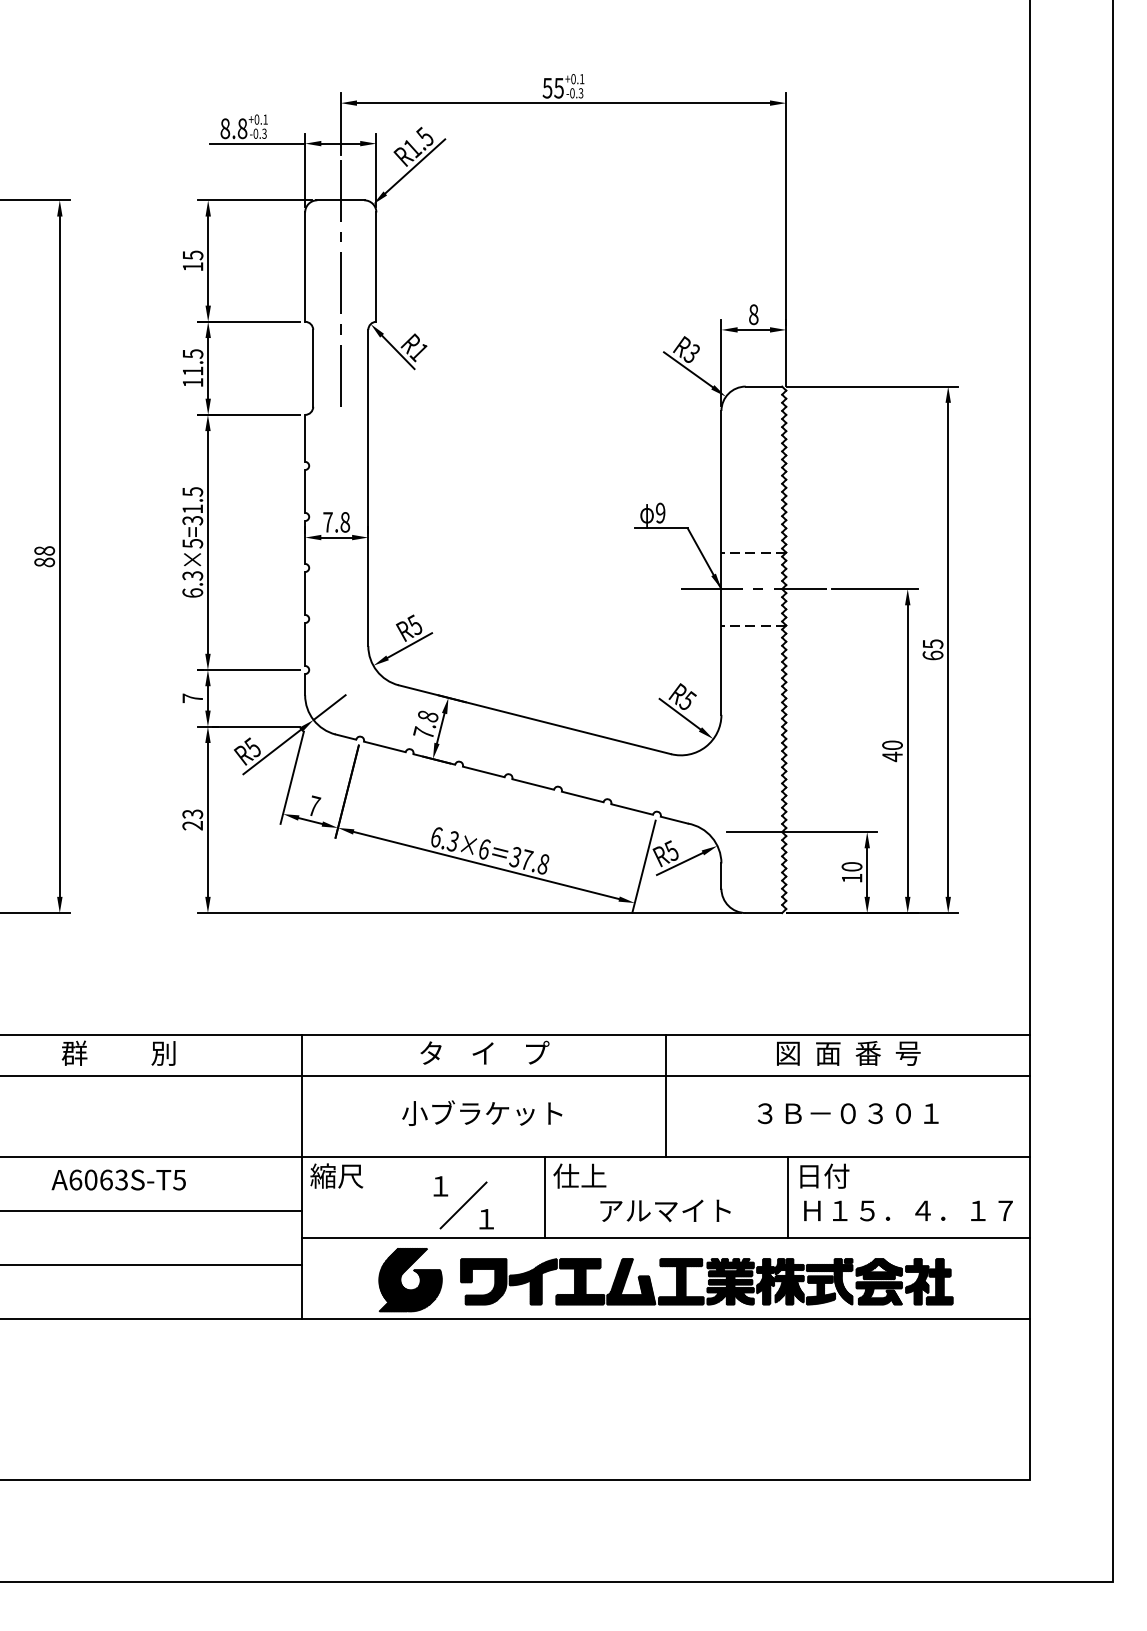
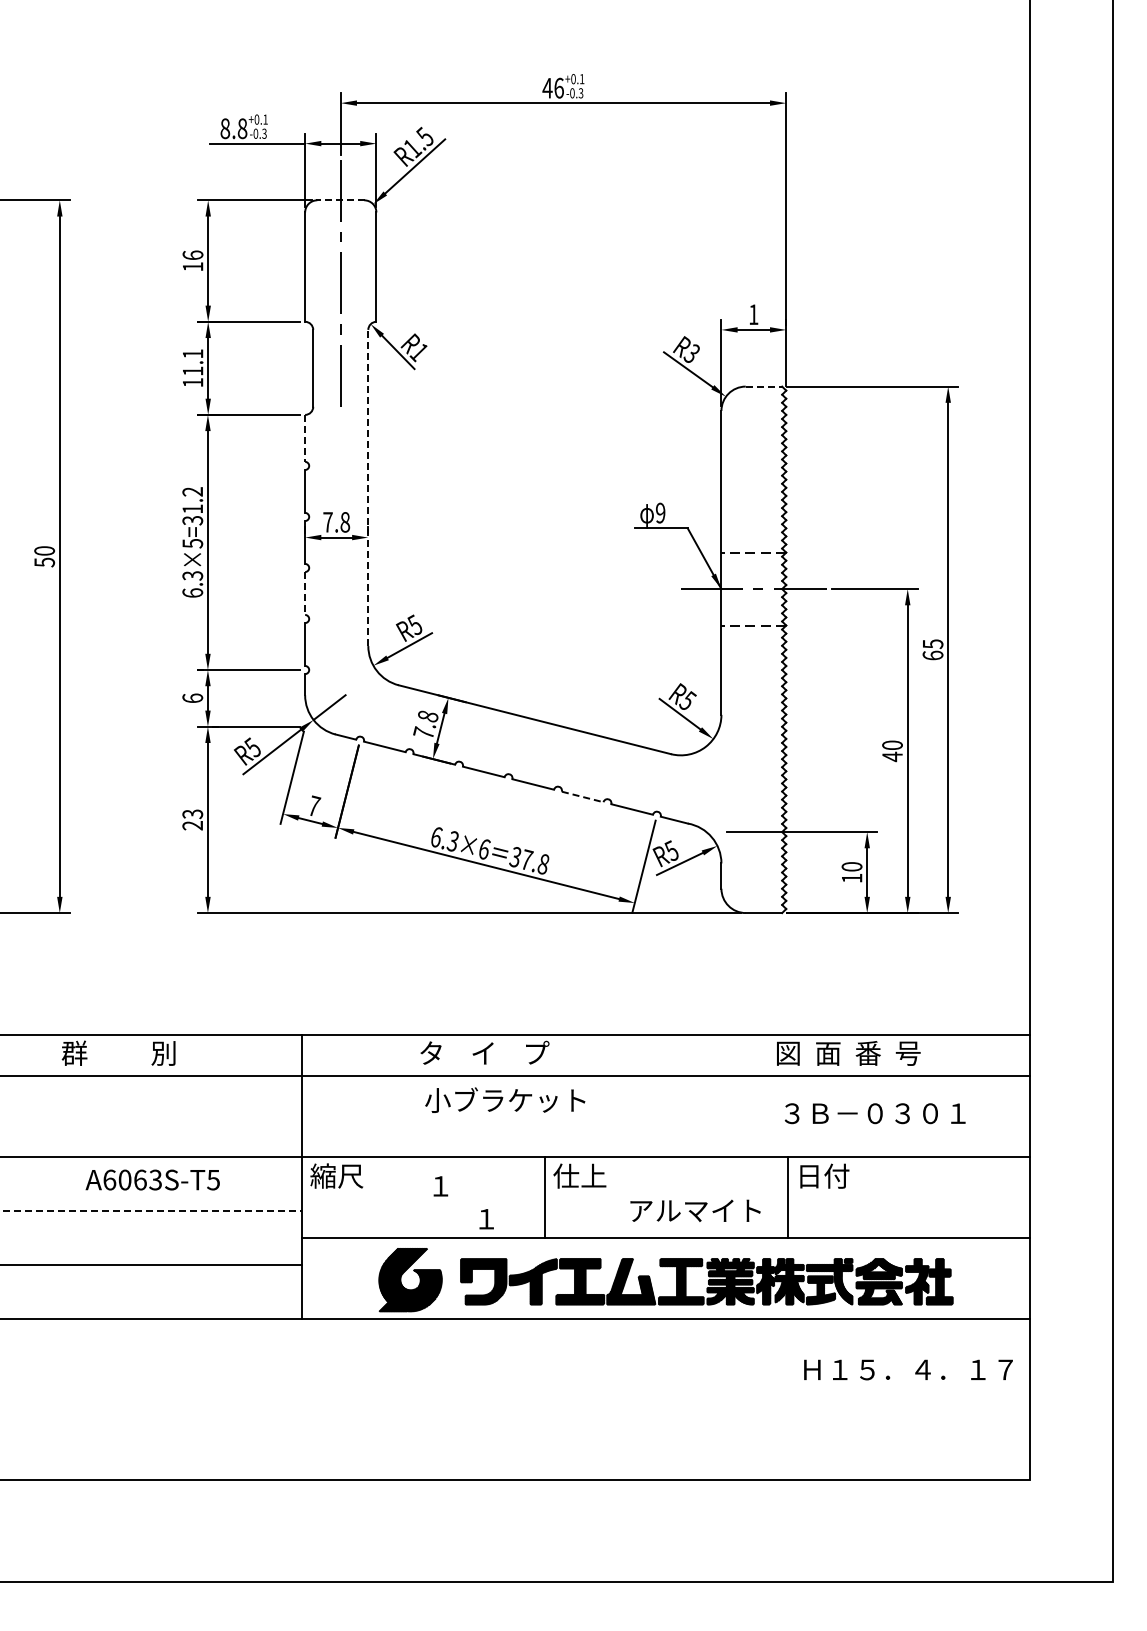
text: 55 -> 46 (552, 87)
line: solid -> dashed (340, 200)
text: 15 -> 16 (192, 255)
text: 8 -> 1 (753, 314)
text: 11.5 -> 11.1 (193, 353)
line: solid -> dashed (764, 386)
line: solid -> dashed (305, 438)
line: solid -> dashed (368, 487)
text: 6.3×5=31.5 -> 6.3×5=31.2 (192, 491)
text: 88 -> 50 (44, 556)
line: solid -> dashed (305, 594)
text: 7 -> 6 (192, 698)
line: solid -> dashed (583, 797)
line: present -> none (666, 1095)
text position: (482, 1112) -> (505, 1099) (505, 1099)
text position: (847, 1113) -> (874, 1113) (874, 1113)
text position: (118, 1179) -> (152, 1179) (152, 1179)
line: present -> none (463, 1205)
line: solid -> dashed (150, 1210)
text position: (665, 1210) -> (695, 1210) (695, 1210)
text position: (908, 1210) -> (908, 1369) (908, 1369)
